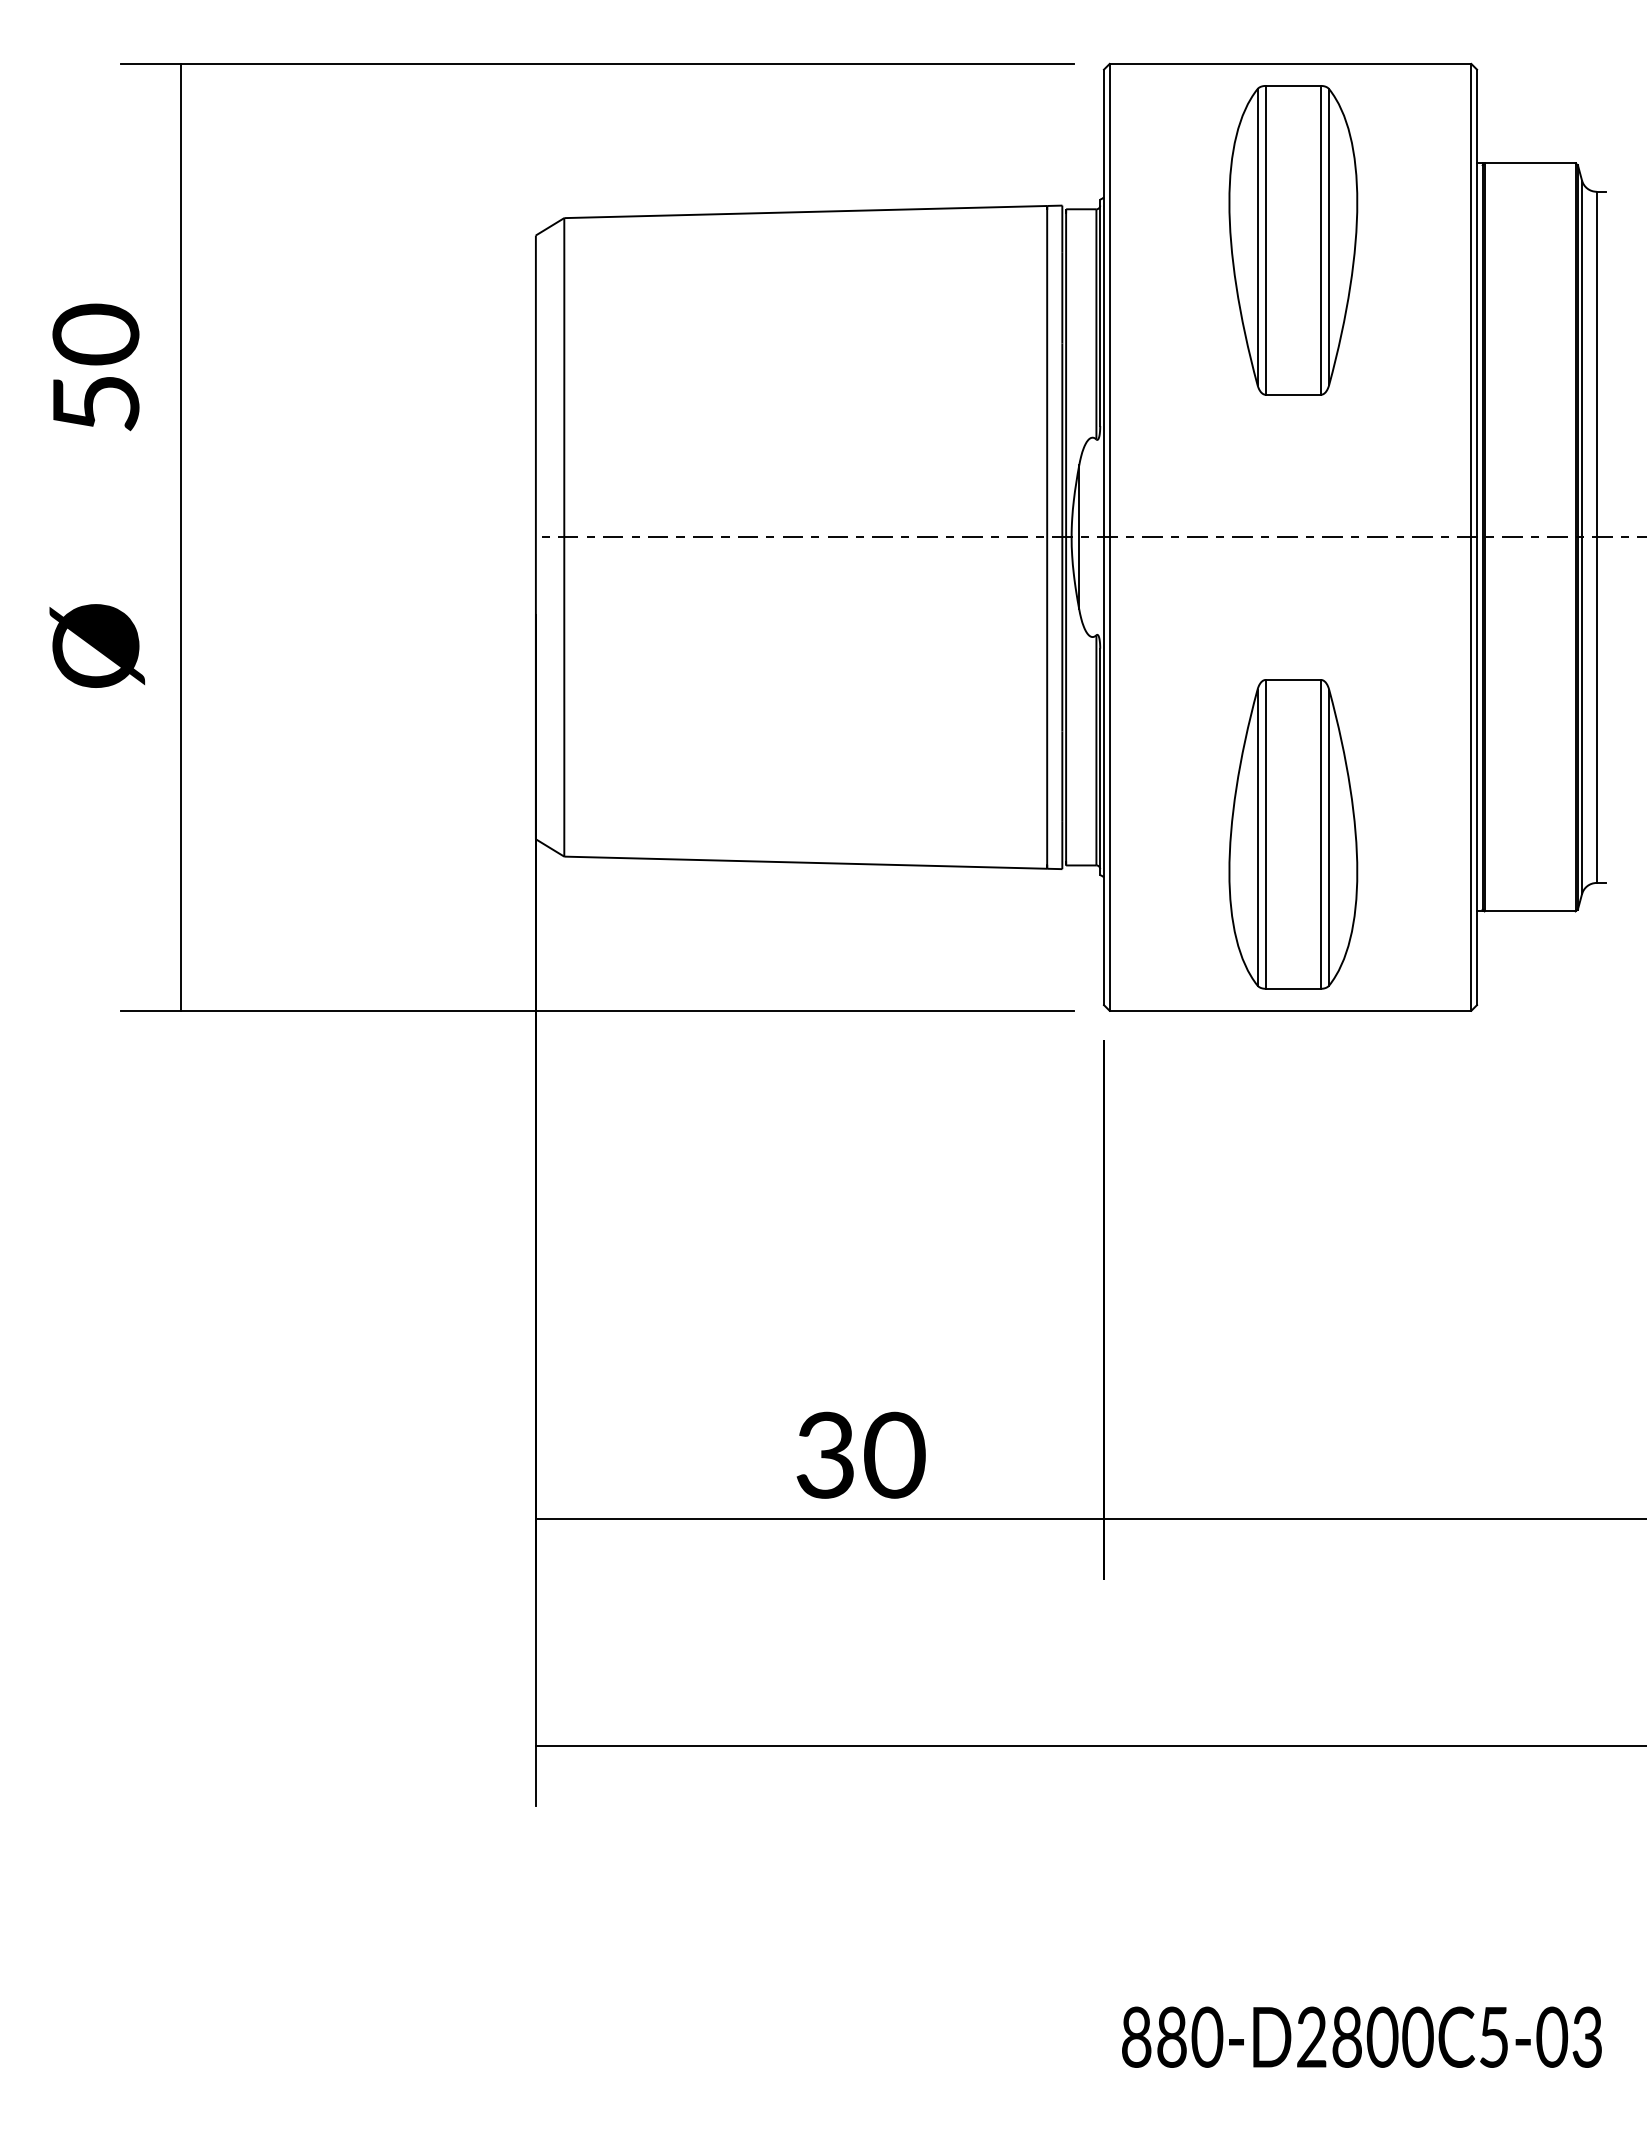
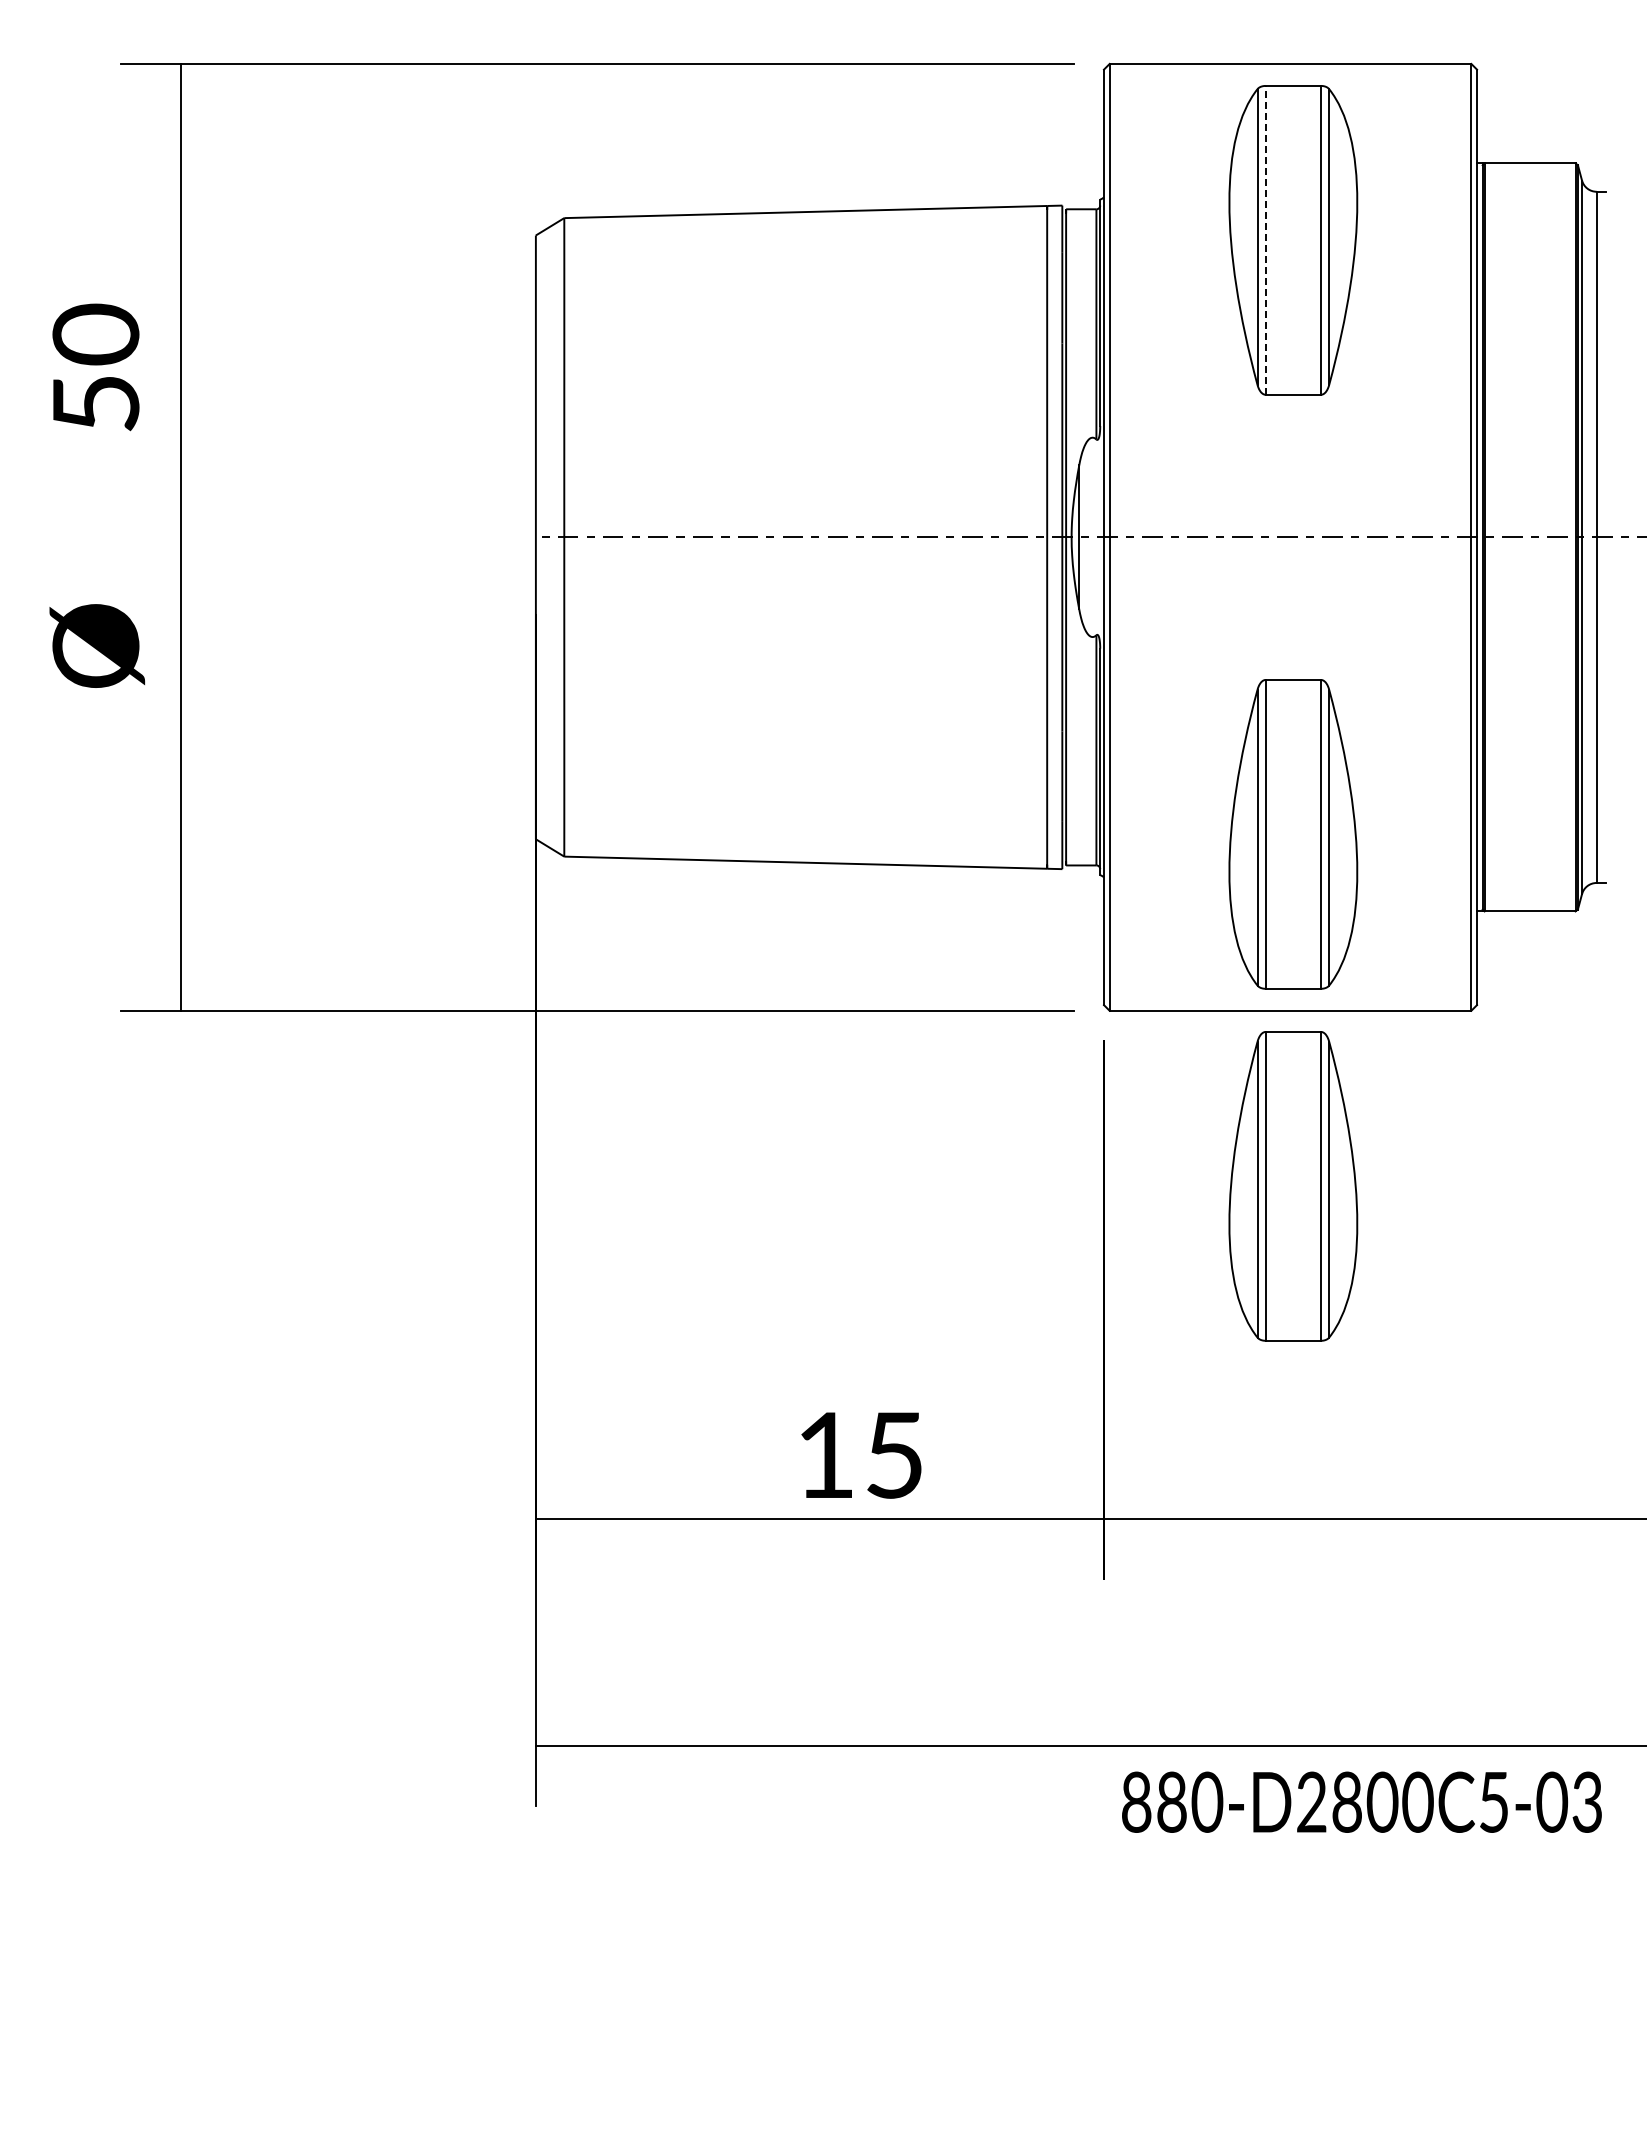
line: solid -> dashed (1265, 239)
part: none -> present (1293, 1186)
text: 30 -> 15 (860, 1454)
text position: (1361, 2036) -> (1361, 1801) (1361, 1801)
